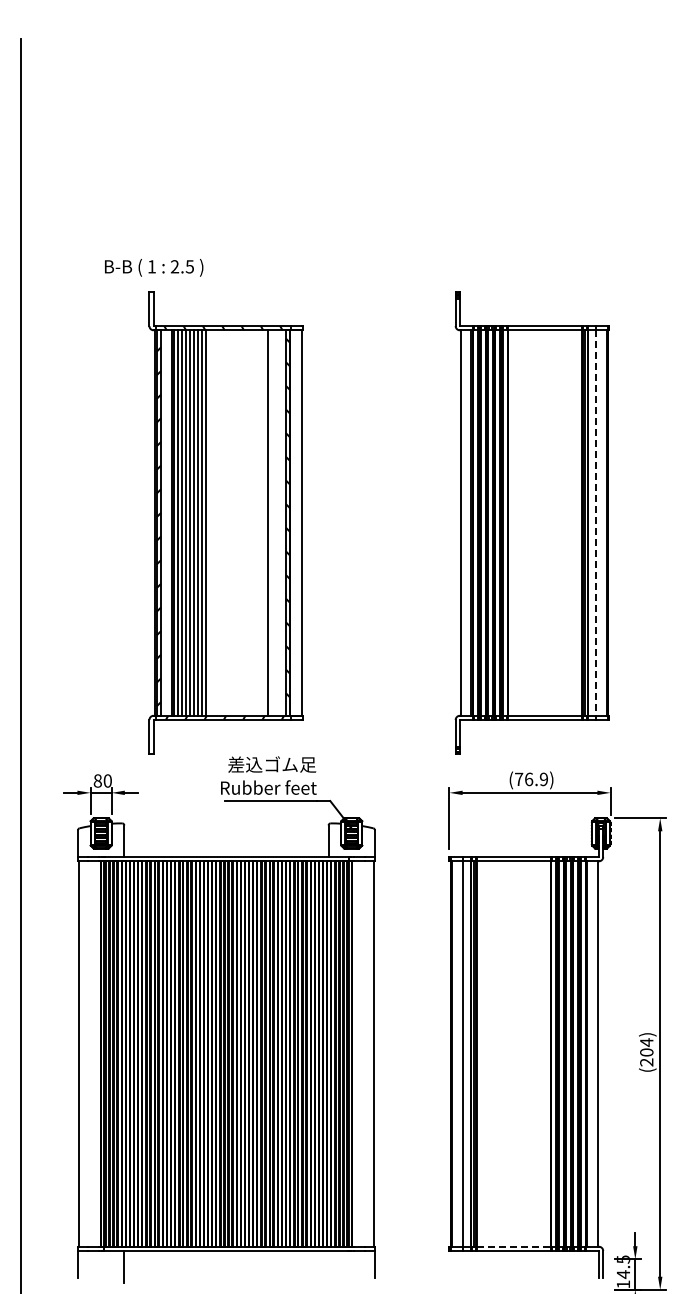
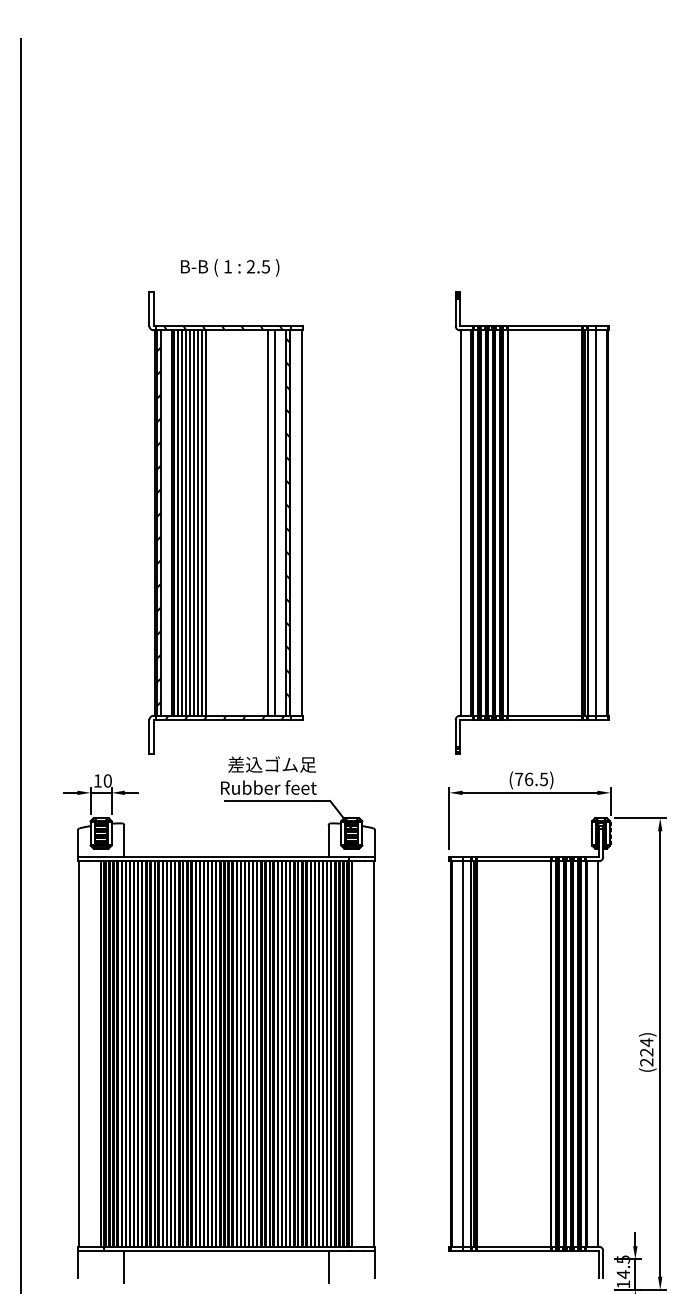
text position: (154, 267) -> (230, 267) (230, 267)
line: none -> present (274, 522)
line: dashed -> solid (596, 523)
text: (76.9) -> (76.5) (543, 779)
text: 80 -> 10 (97, 780)
text: (204) -> (224) (646, 1052)
line: dashed -> solid (513, 1246)
line: none -> present (328, 1266)
